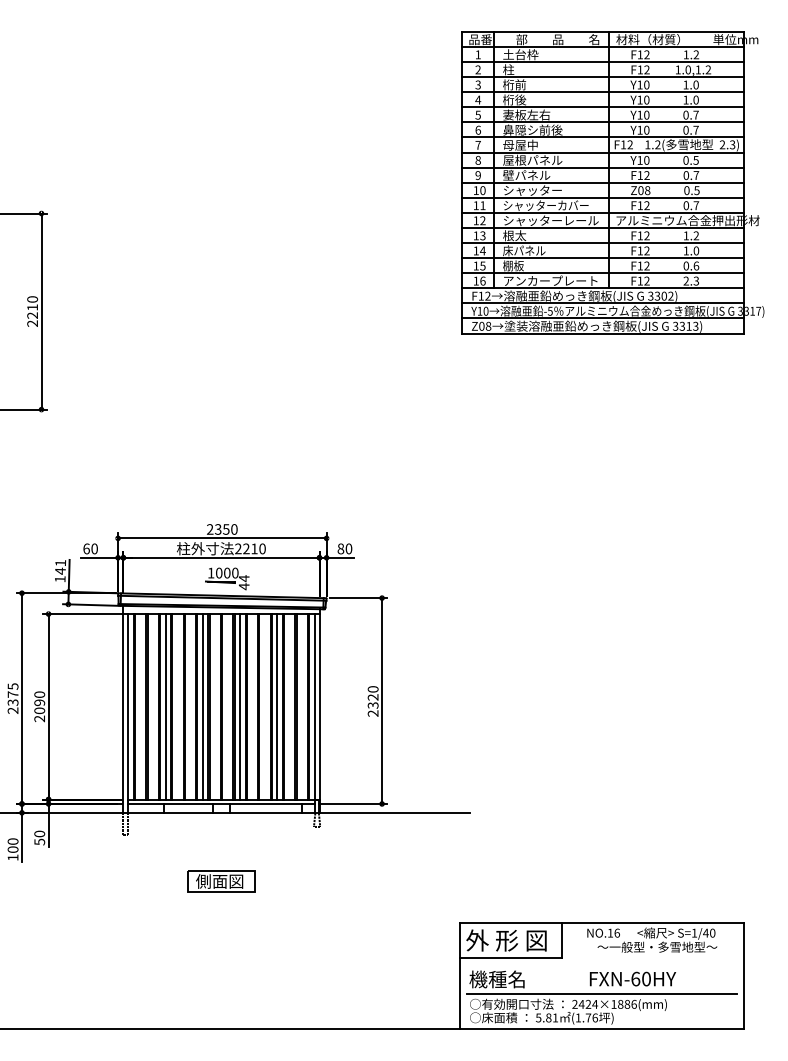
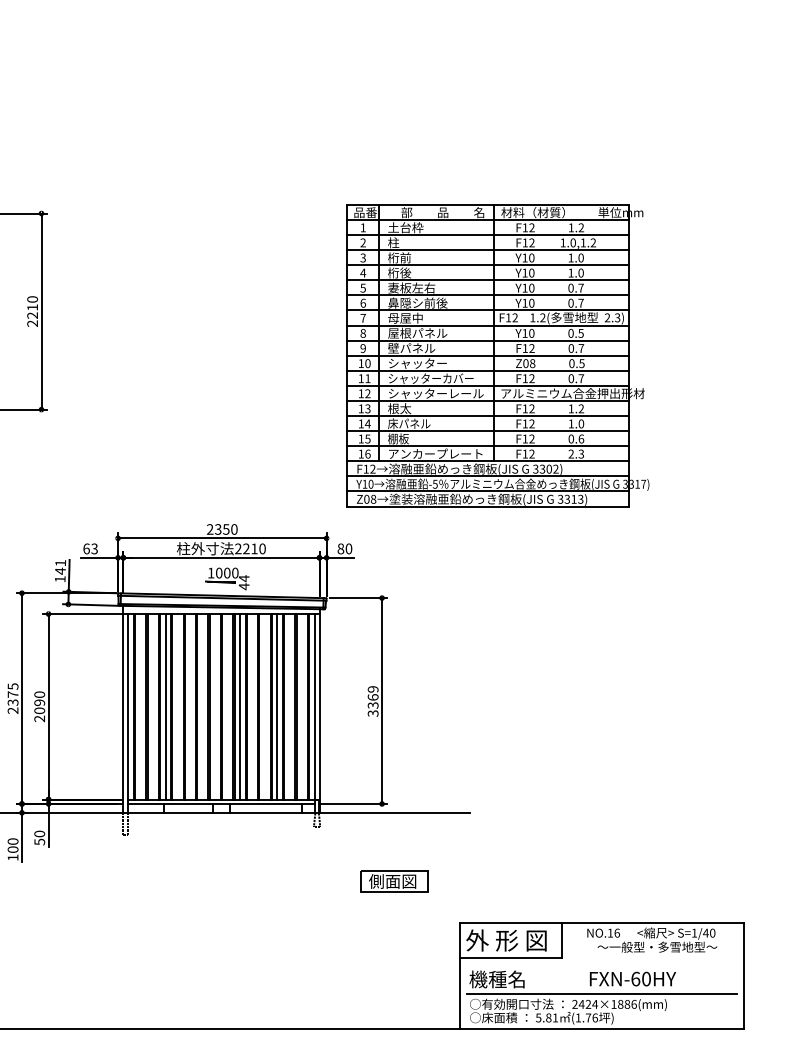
part position: (612, 182) -> (497, 355) (497, 355)
text: 60 -> 63 (94, 548)
text: 2320 -> 3369 (372, 701)
line: present -> none (202, 706)
part position: (221, 881) -> (394, 881) (394, 881)
